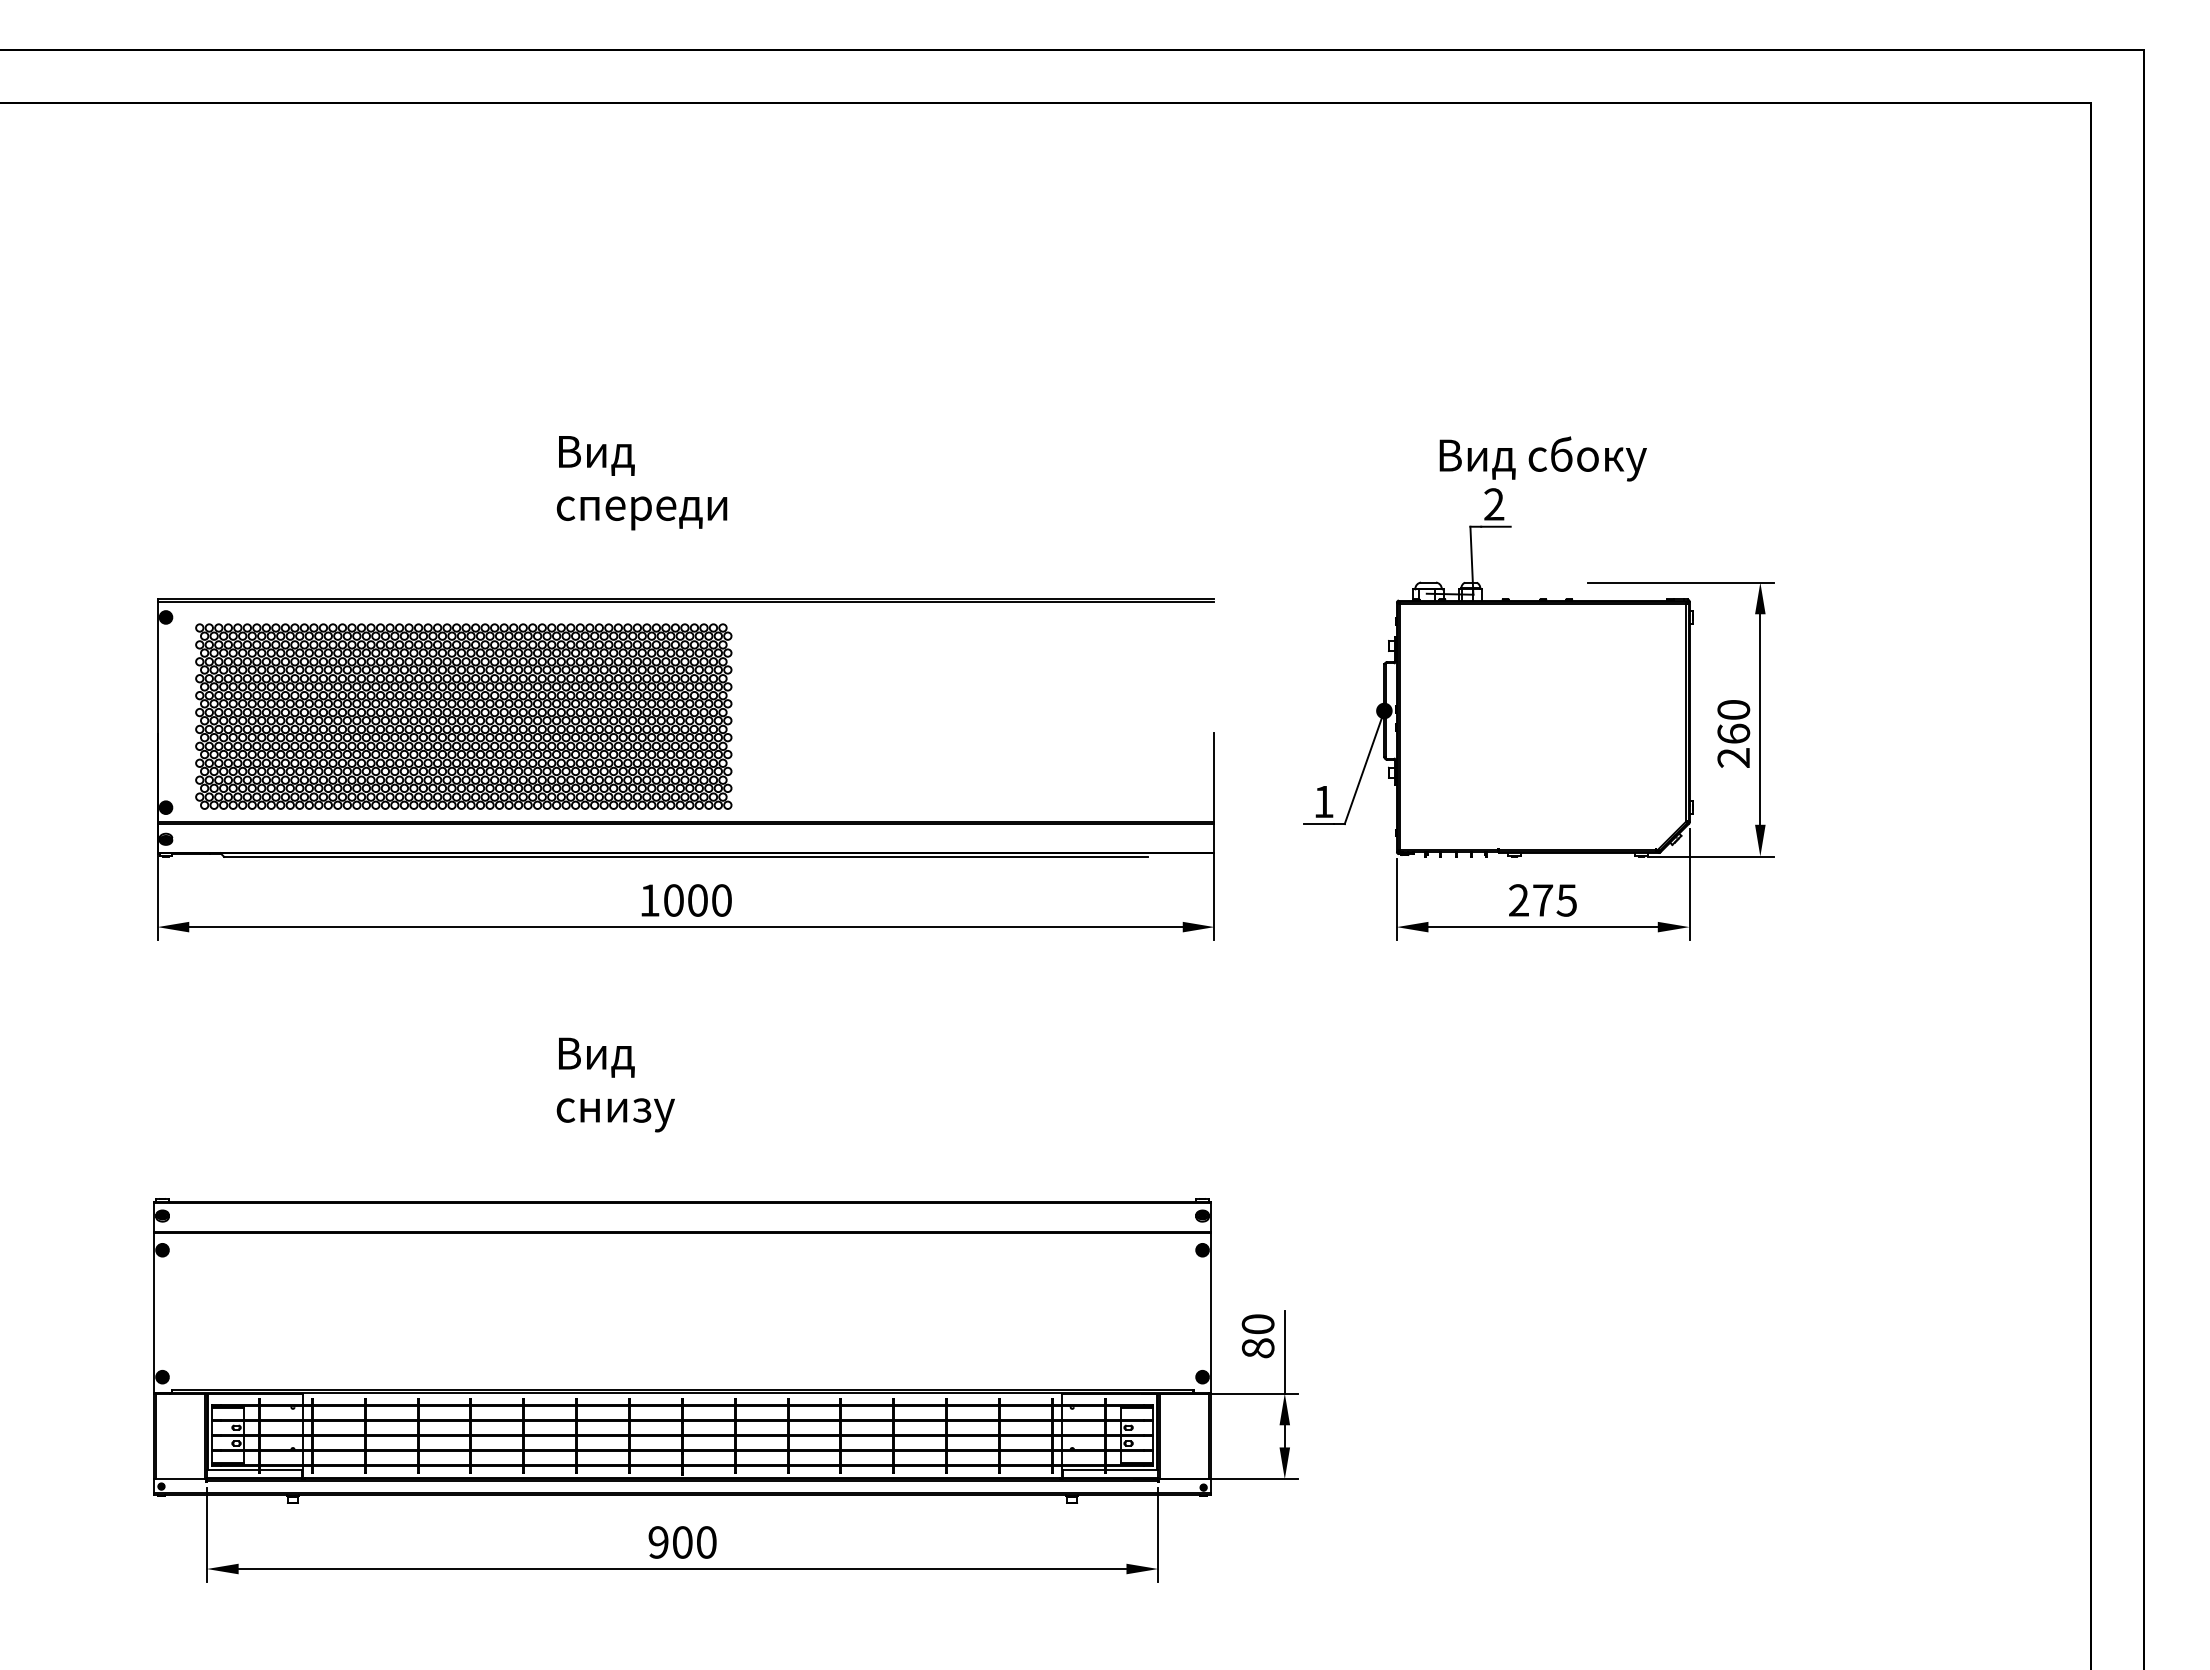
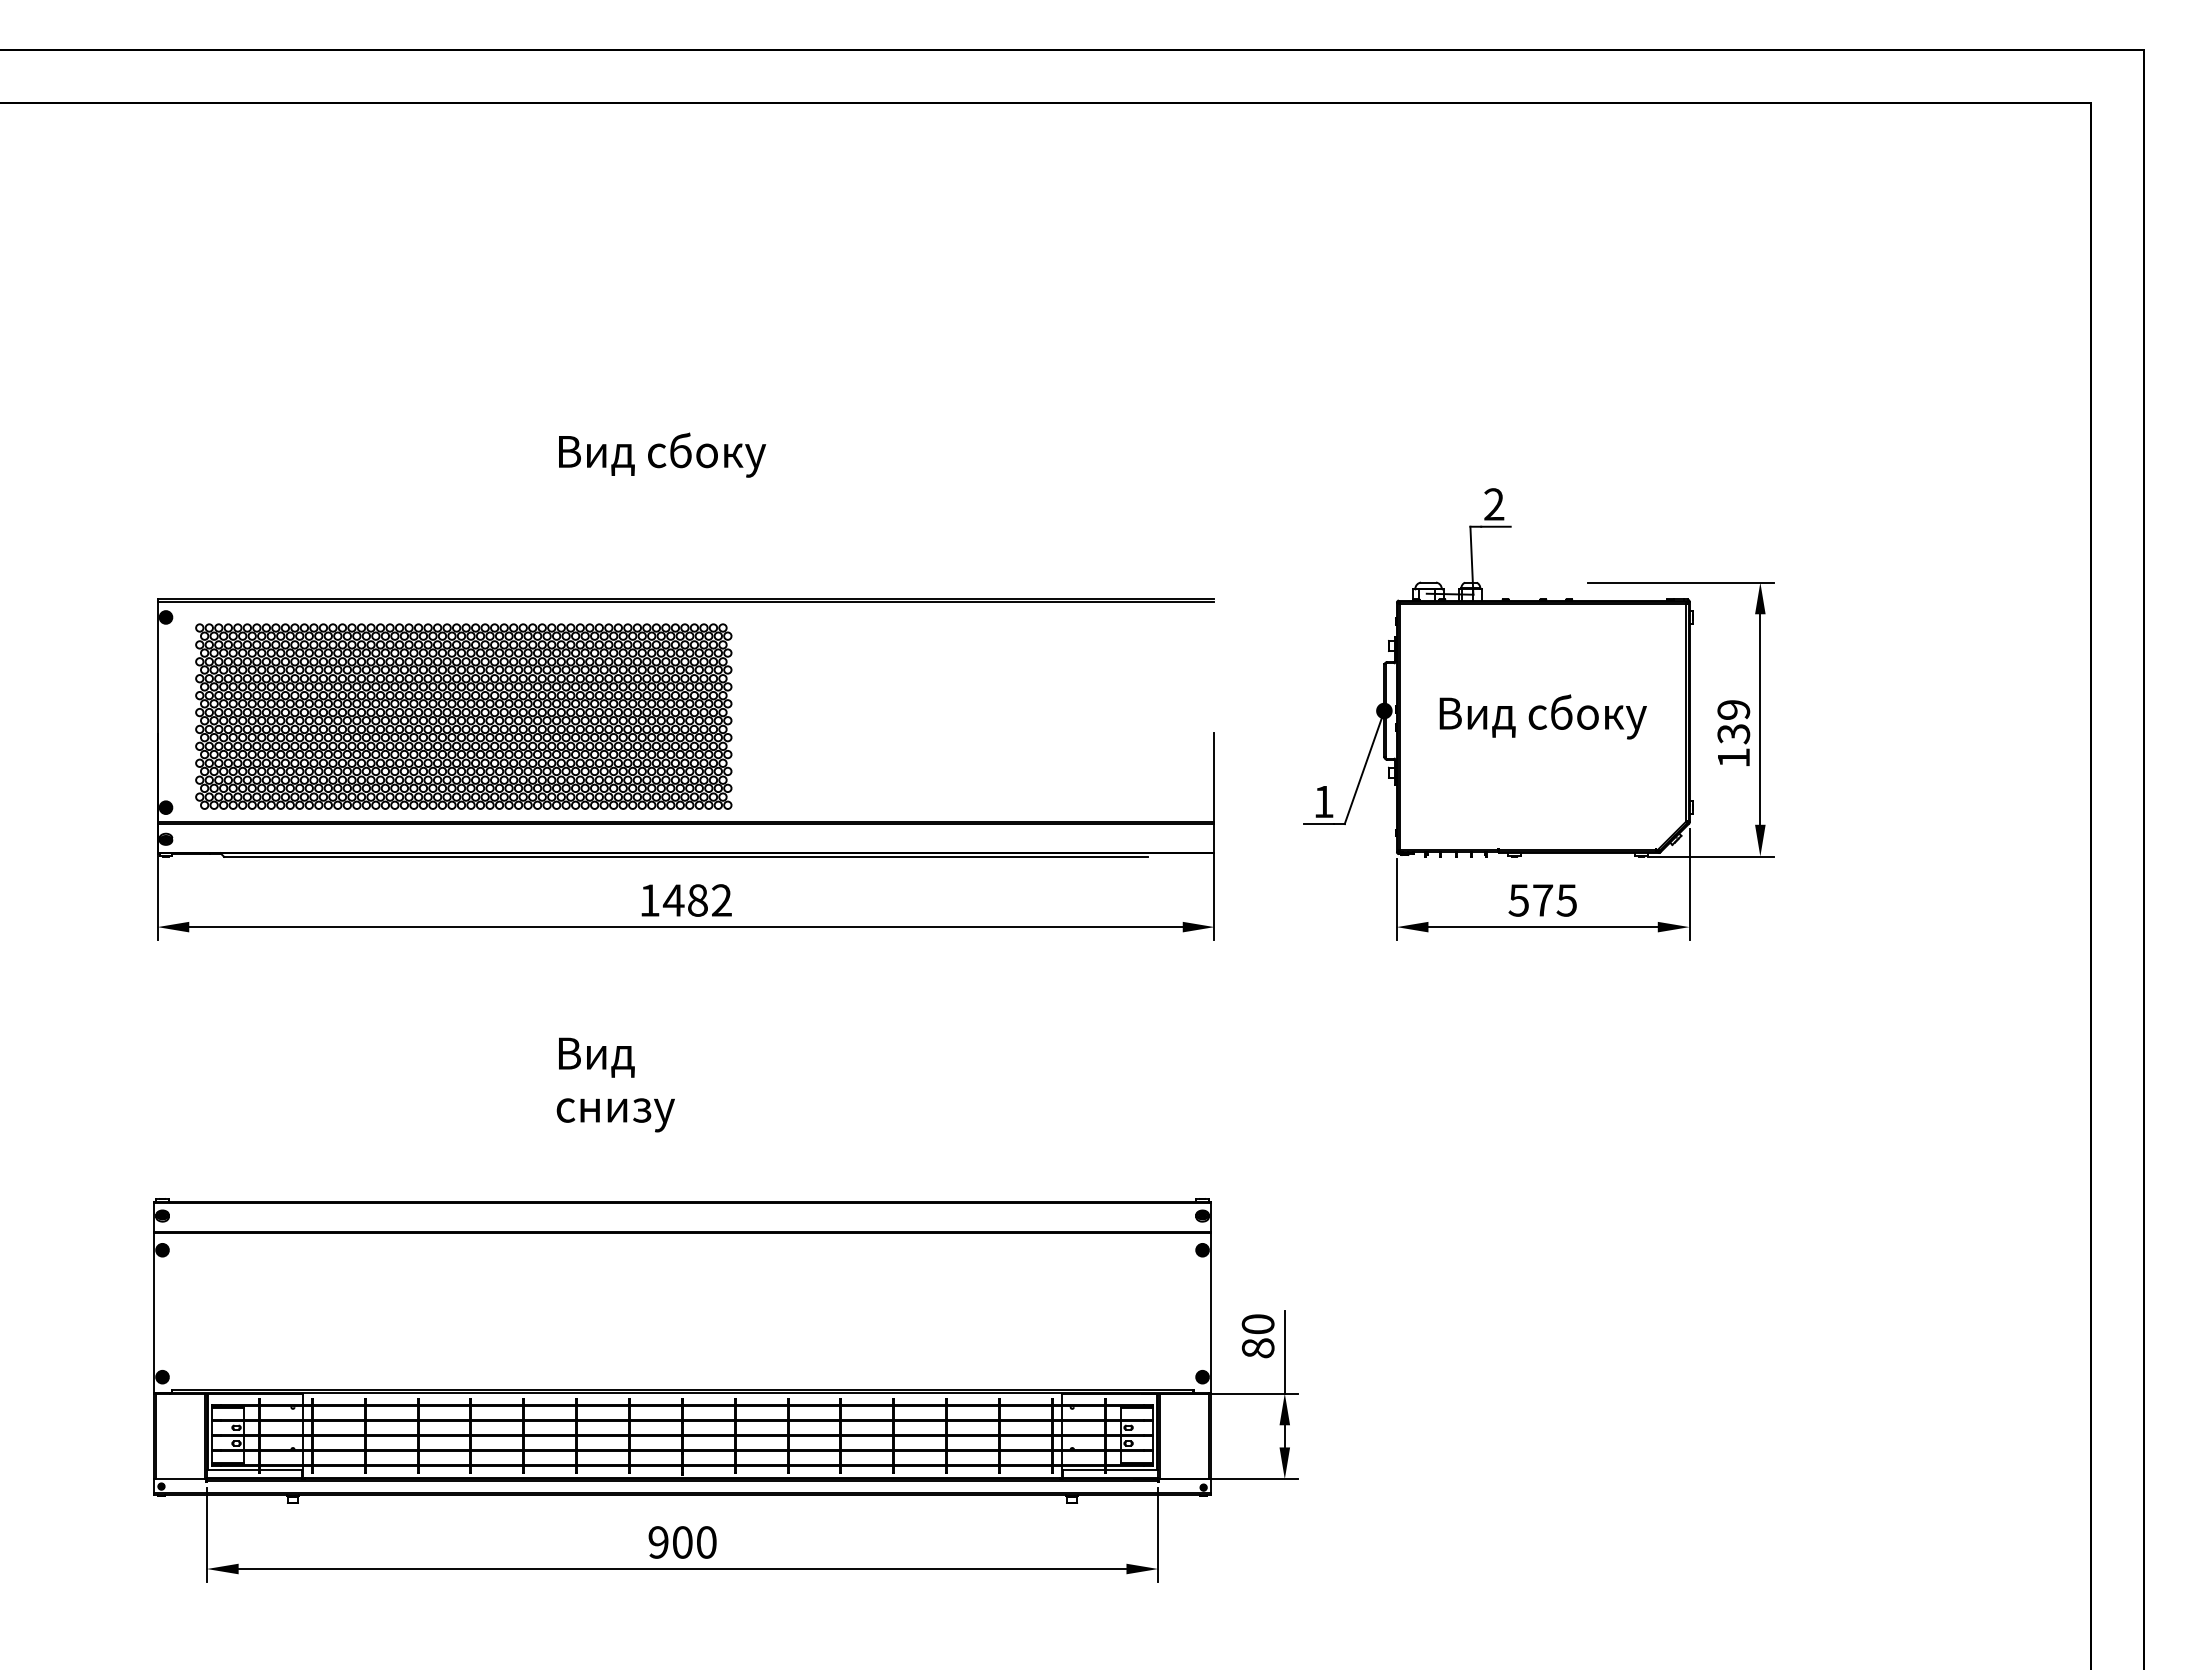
text position: (1542, 458) -> (1542, 716) (1542, 716)
text: Вид спереди -> Вид сбоку (661, 481)
text: 260 -> 139 (1733, 733)
text: 1000 -> 1482 (696, 900)
text: 275 -> 575 (1518, 900)
